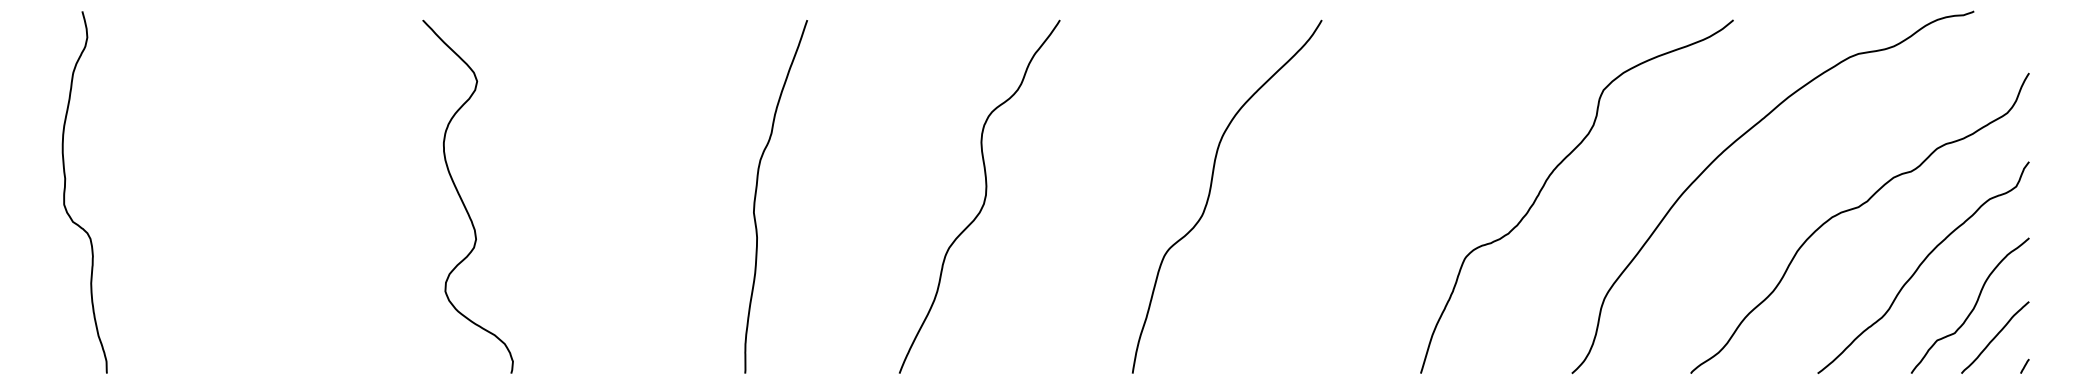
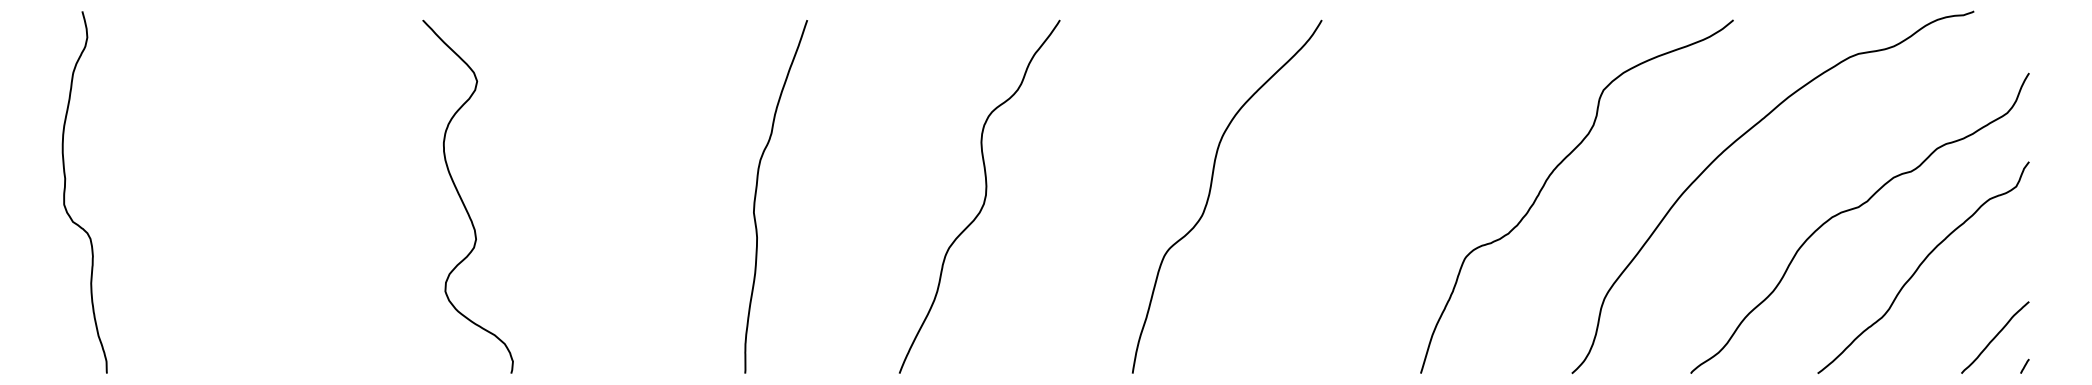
curve: present -> none (1973, 306)
